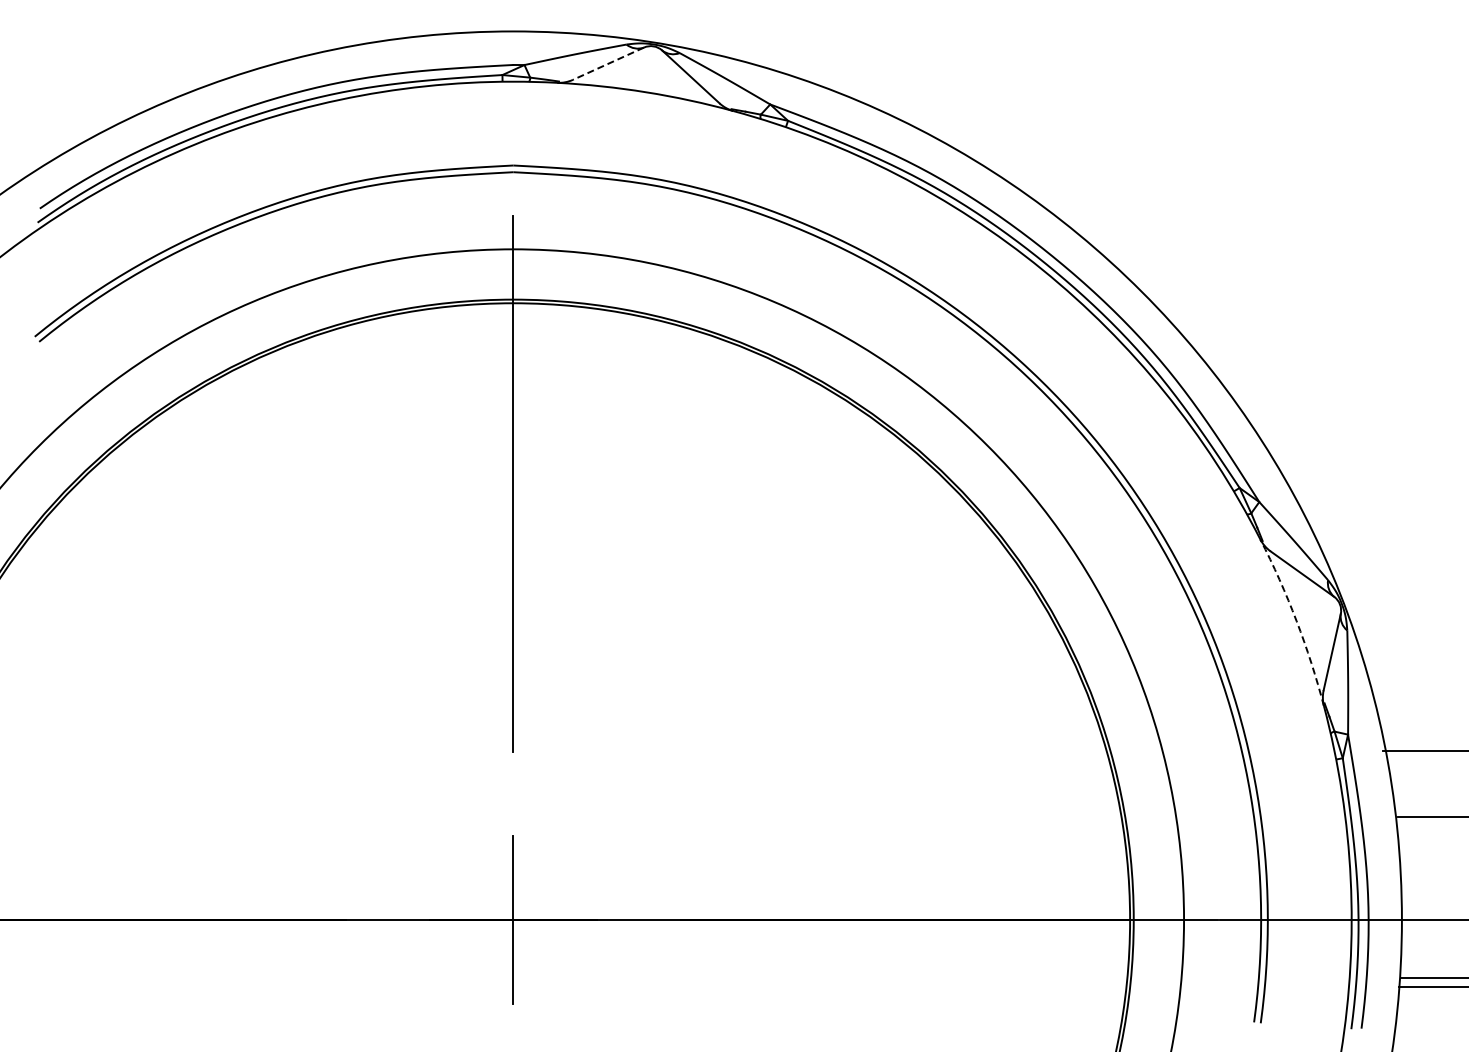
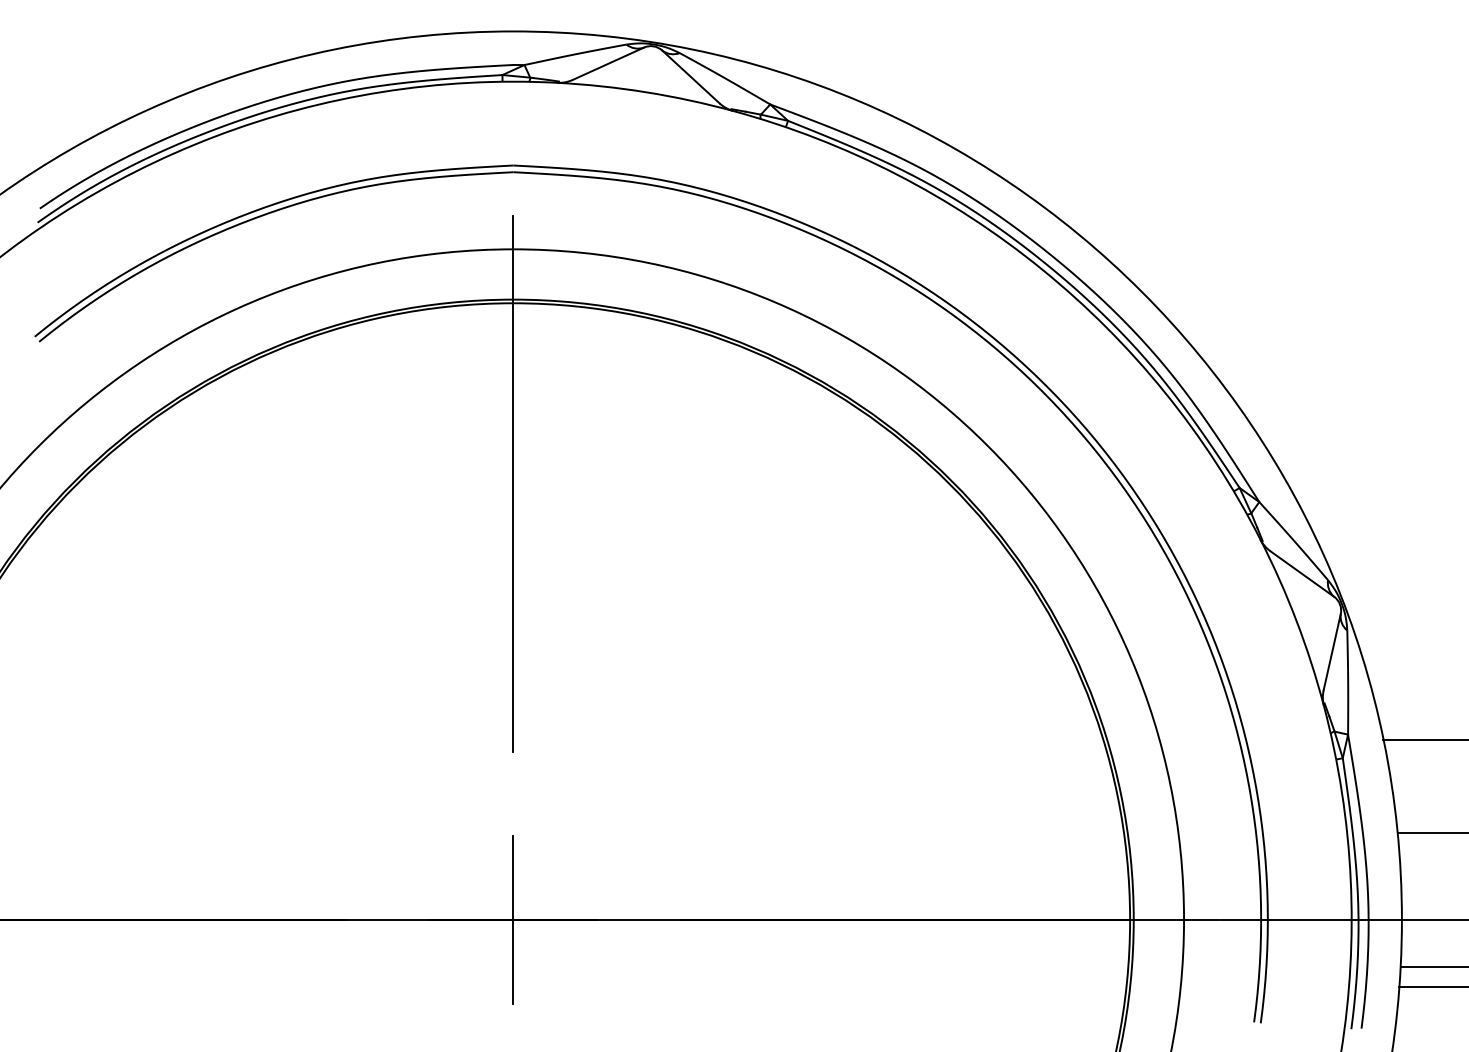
line: dashed -> solid (607, 63)
arc: dashed -> solid (1296, 621)
line position: (1424, 750) -> (1424, 739) (1424, 739)
line position: (1431, 816) -> (1431, 832) (1431, 832)
line position: (1432, 977) -> (1432, 966) (1432, 966)
